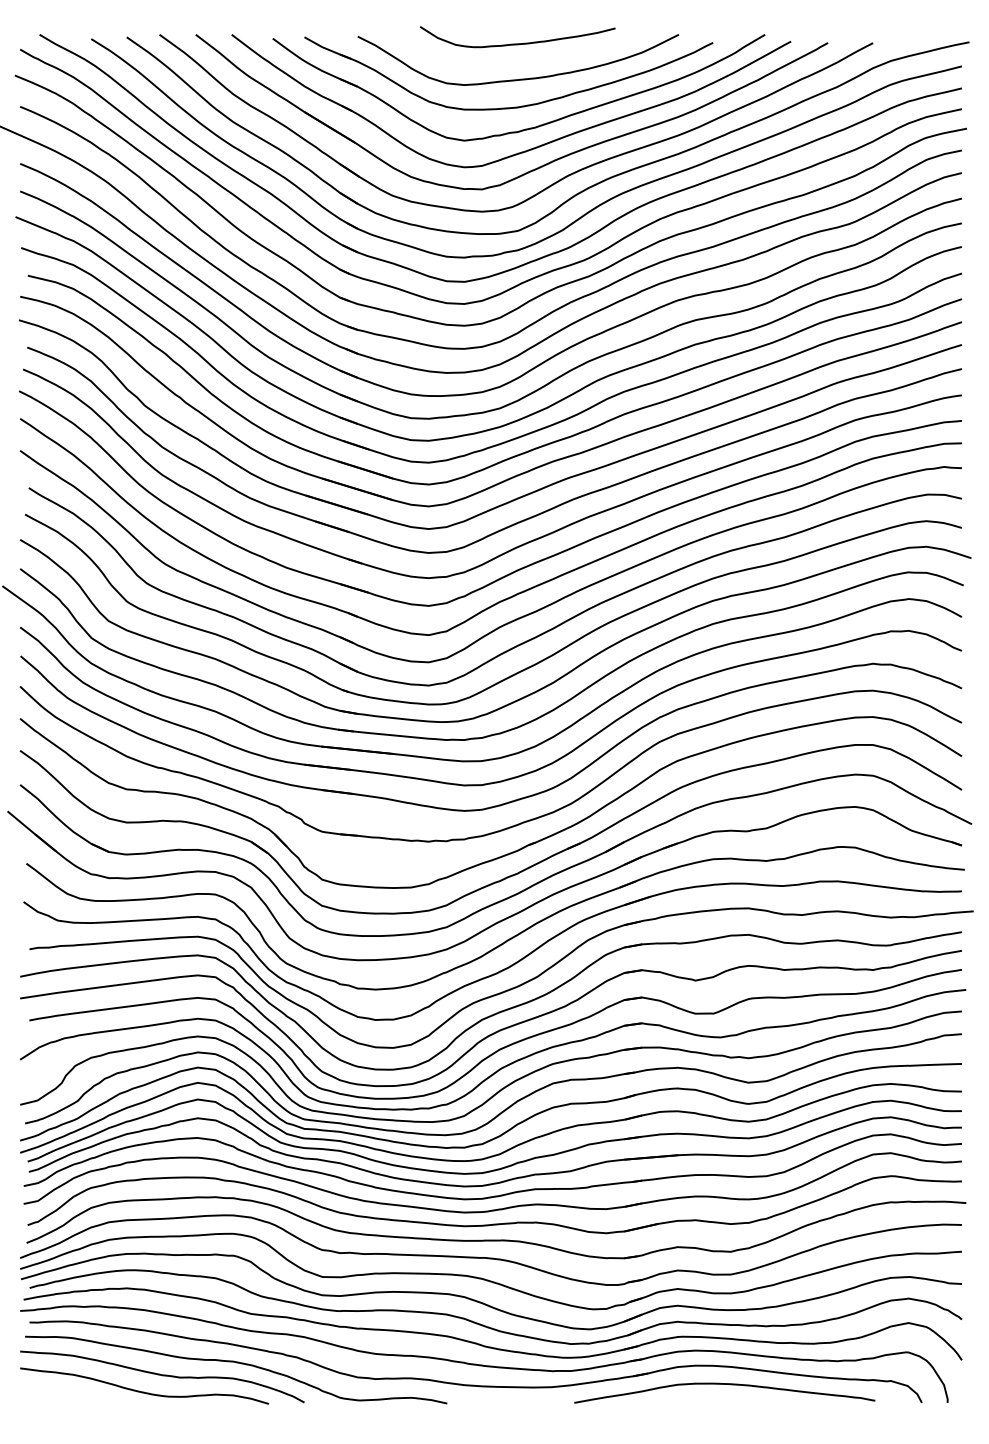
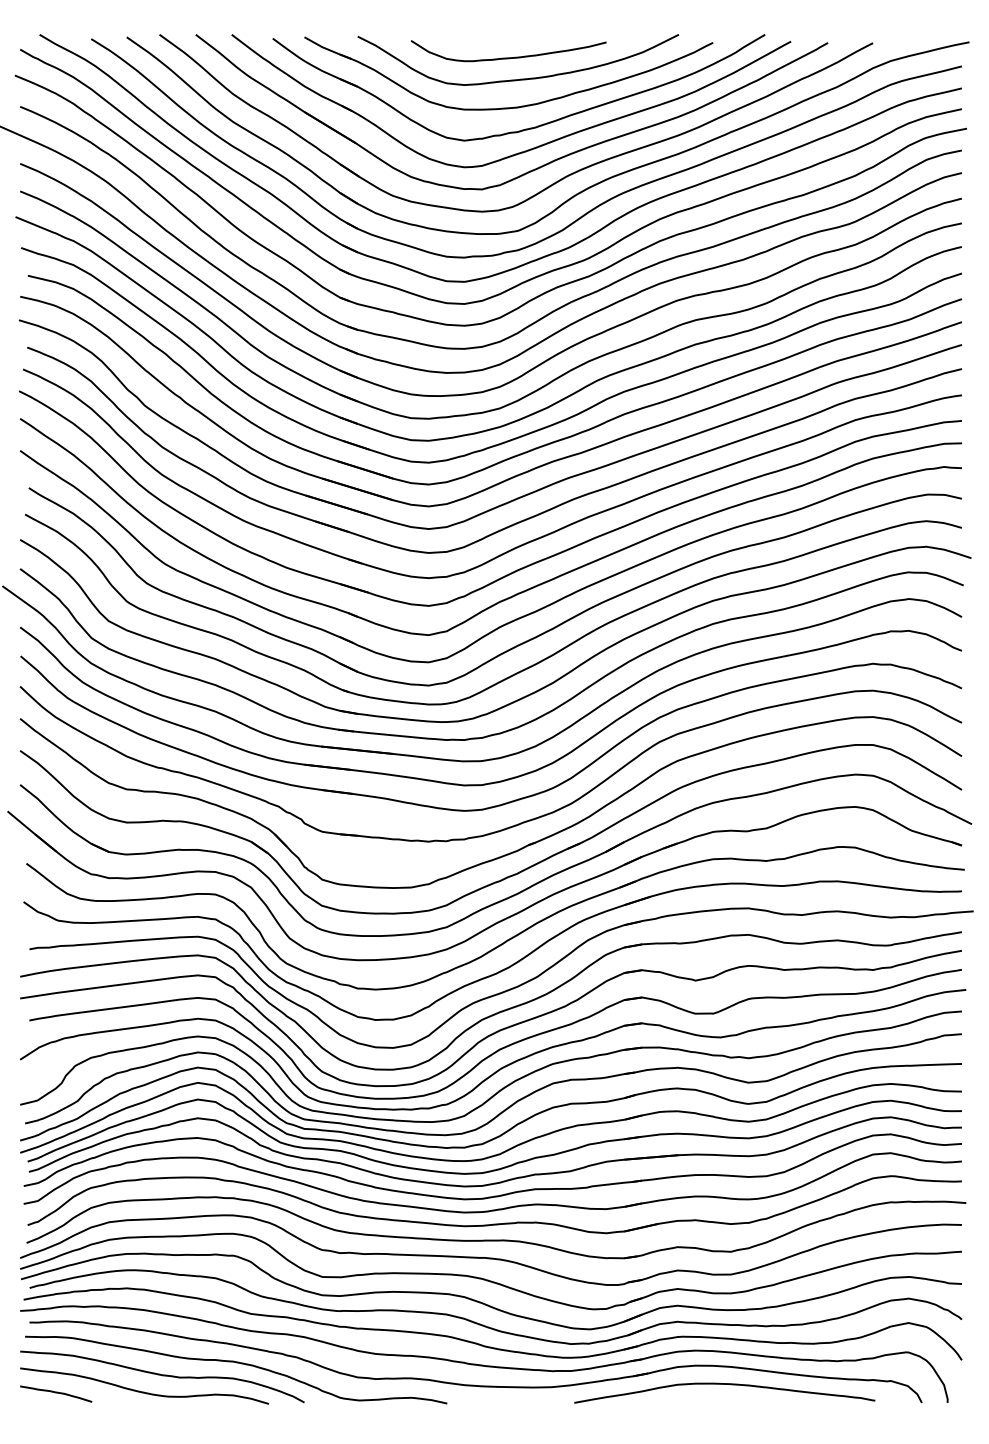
curve position: (517, 43) -> (508, 57) (508, 57)
curve: none -> present (56, 1393)
